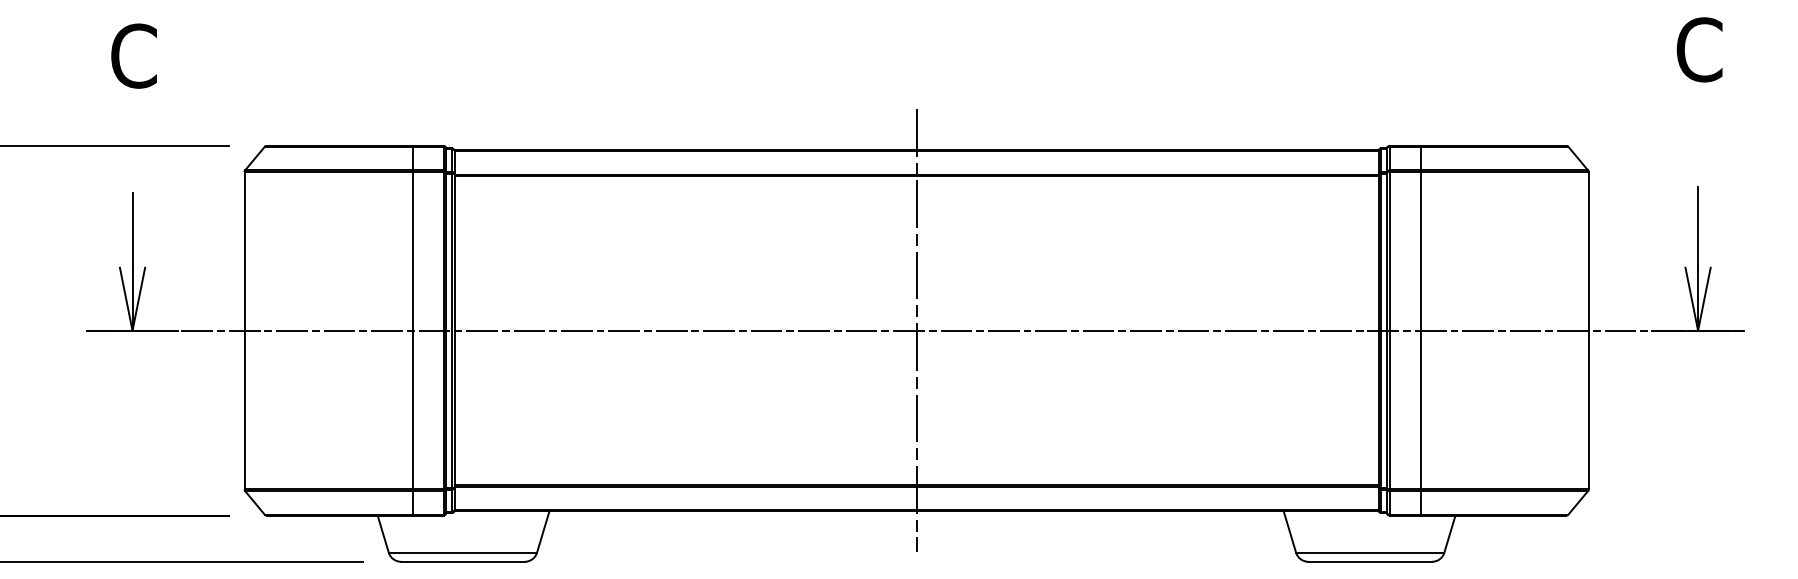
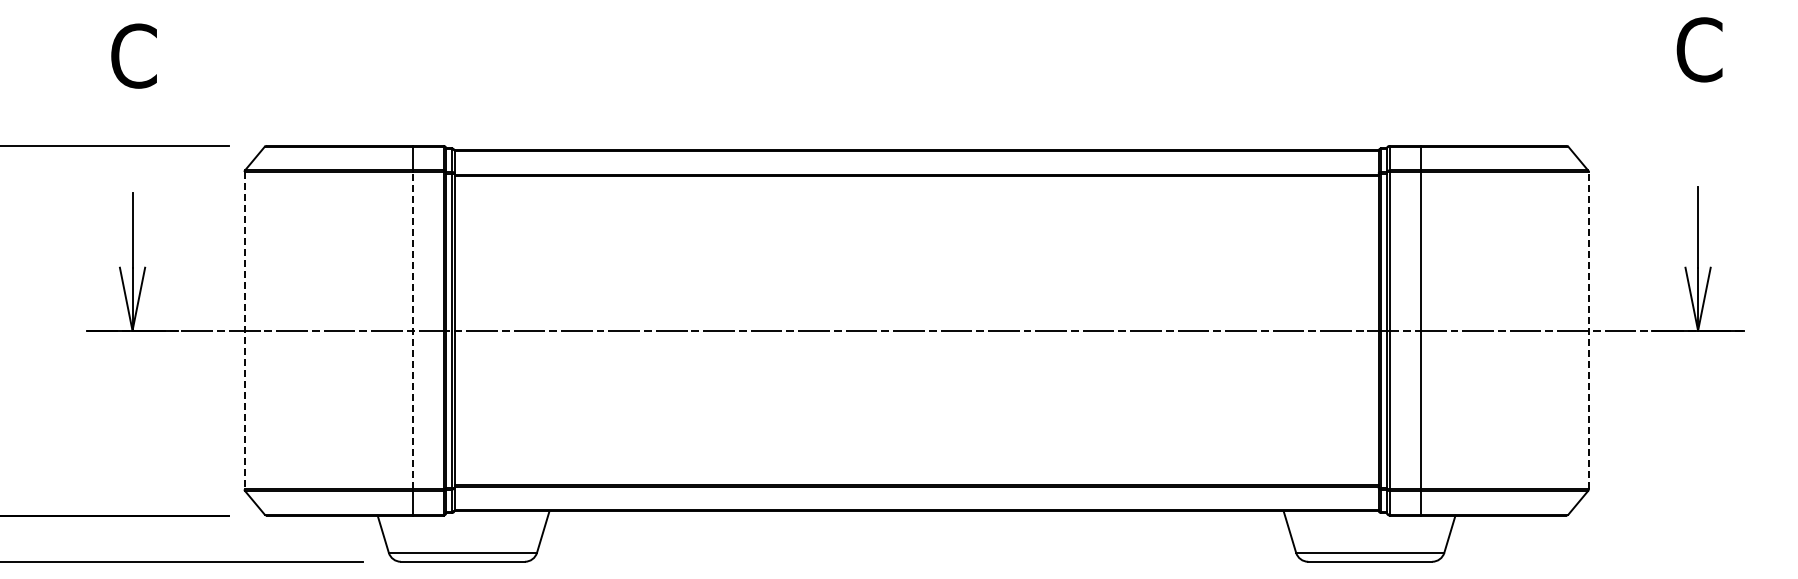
line: solid -> dashed (244, 330)
line: solid -> dashed (412, 330)
line: present -> none (916, 330)
line: solid -> dashed (1588, 330)
